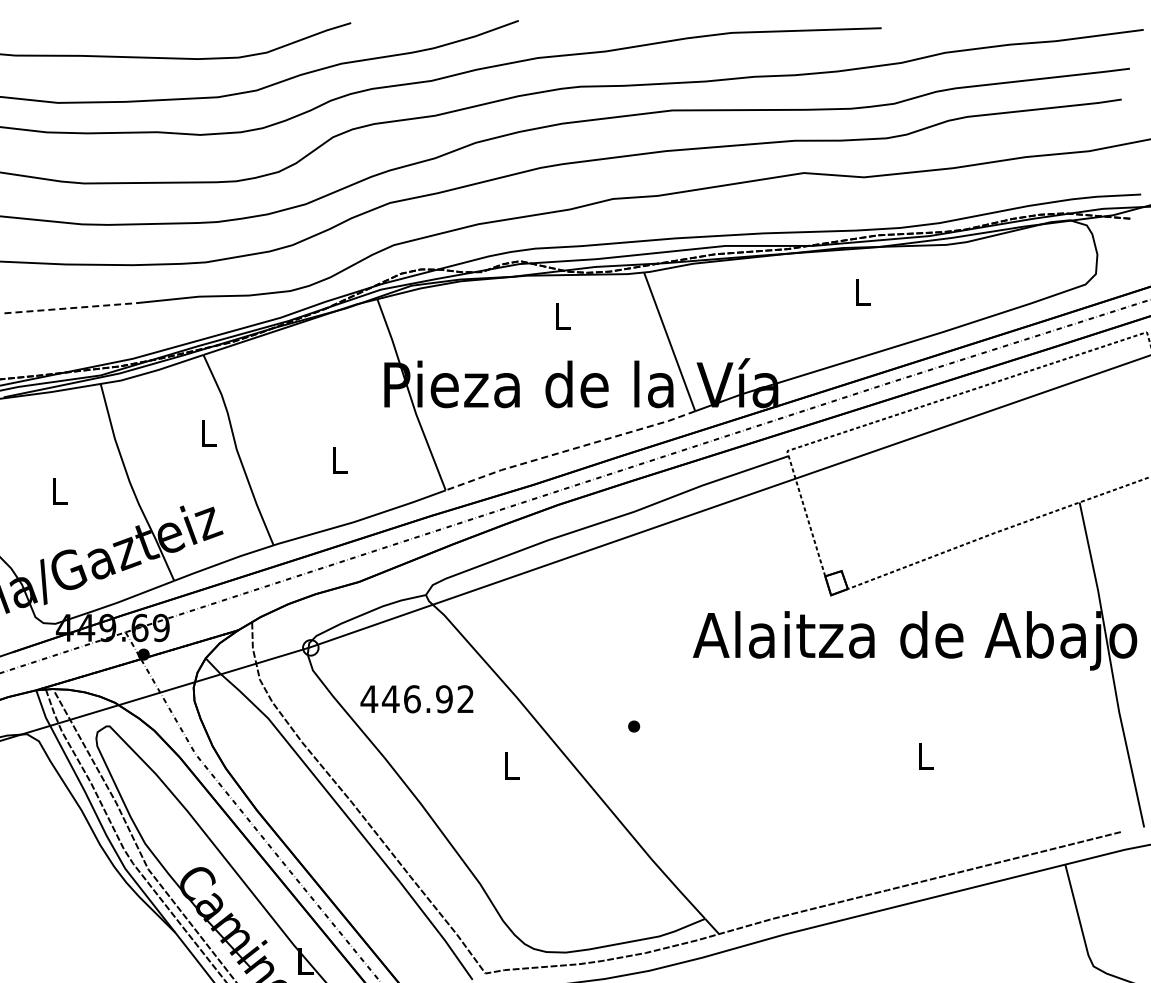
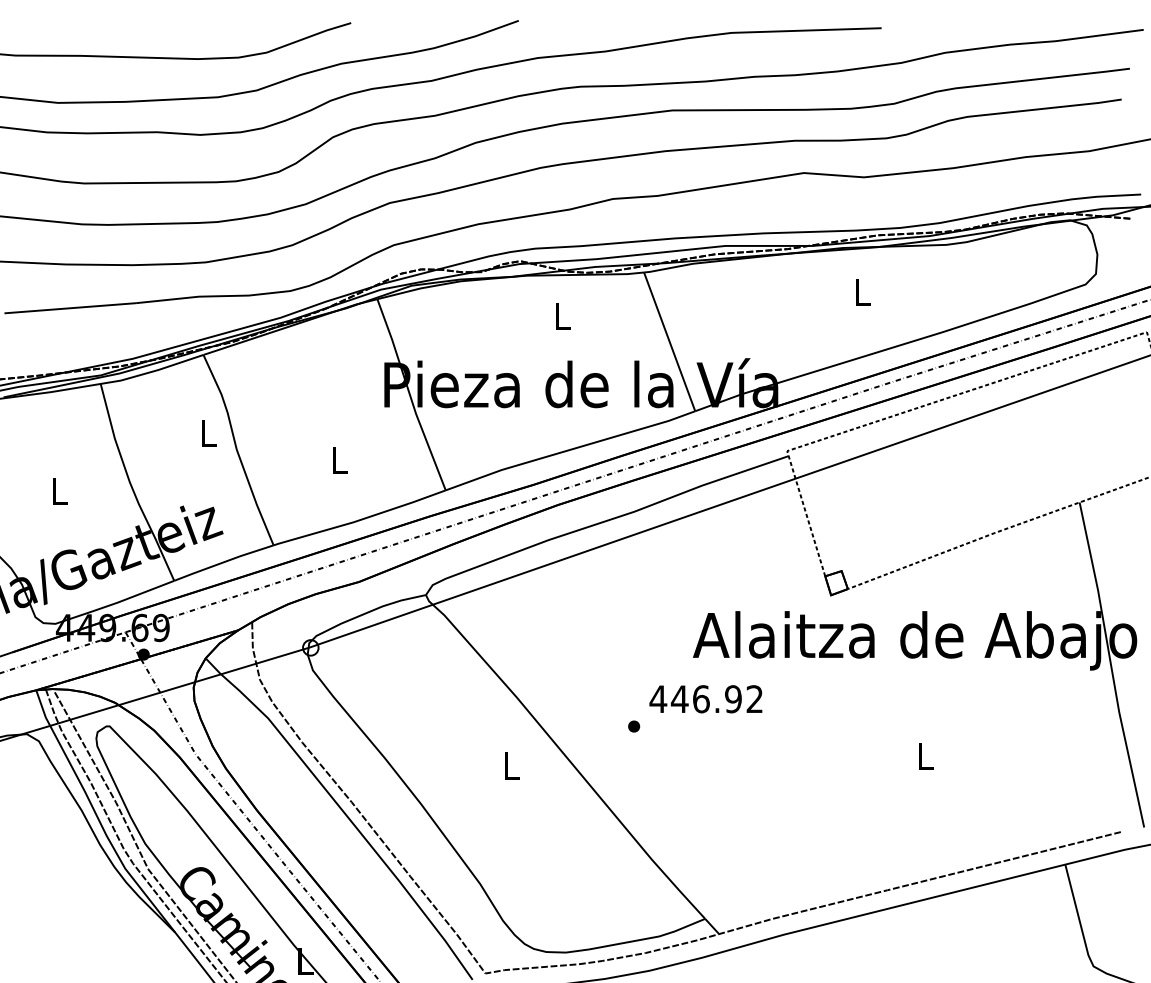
line: dashed -> solid (70, 308)
line: dashed -> solid (570, 449)
text position: (416, 699) -> (705, 699) (705, 699)
